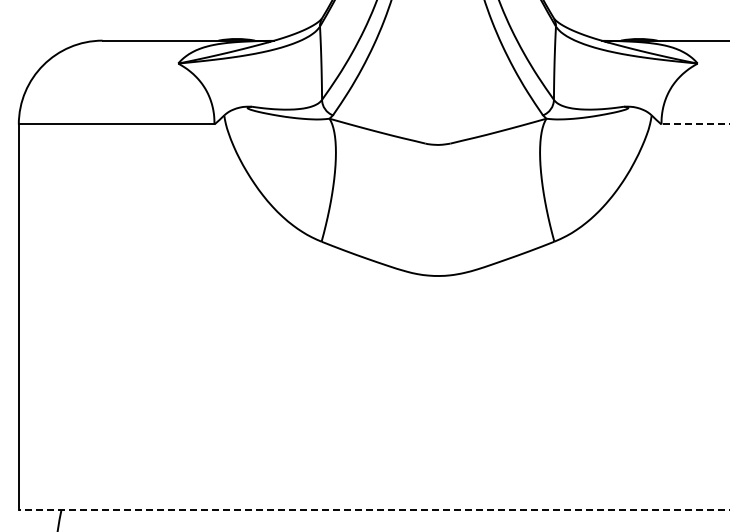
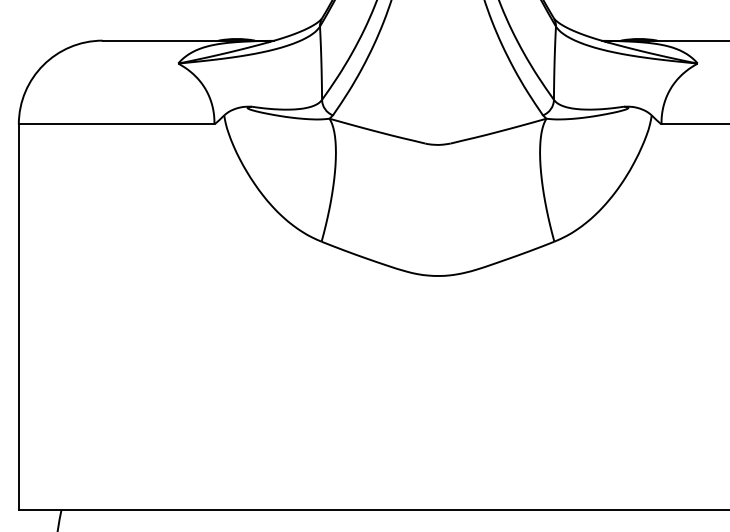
line: dashed -> solid (695, 124)
line: dashed -> solid (373, 510)
